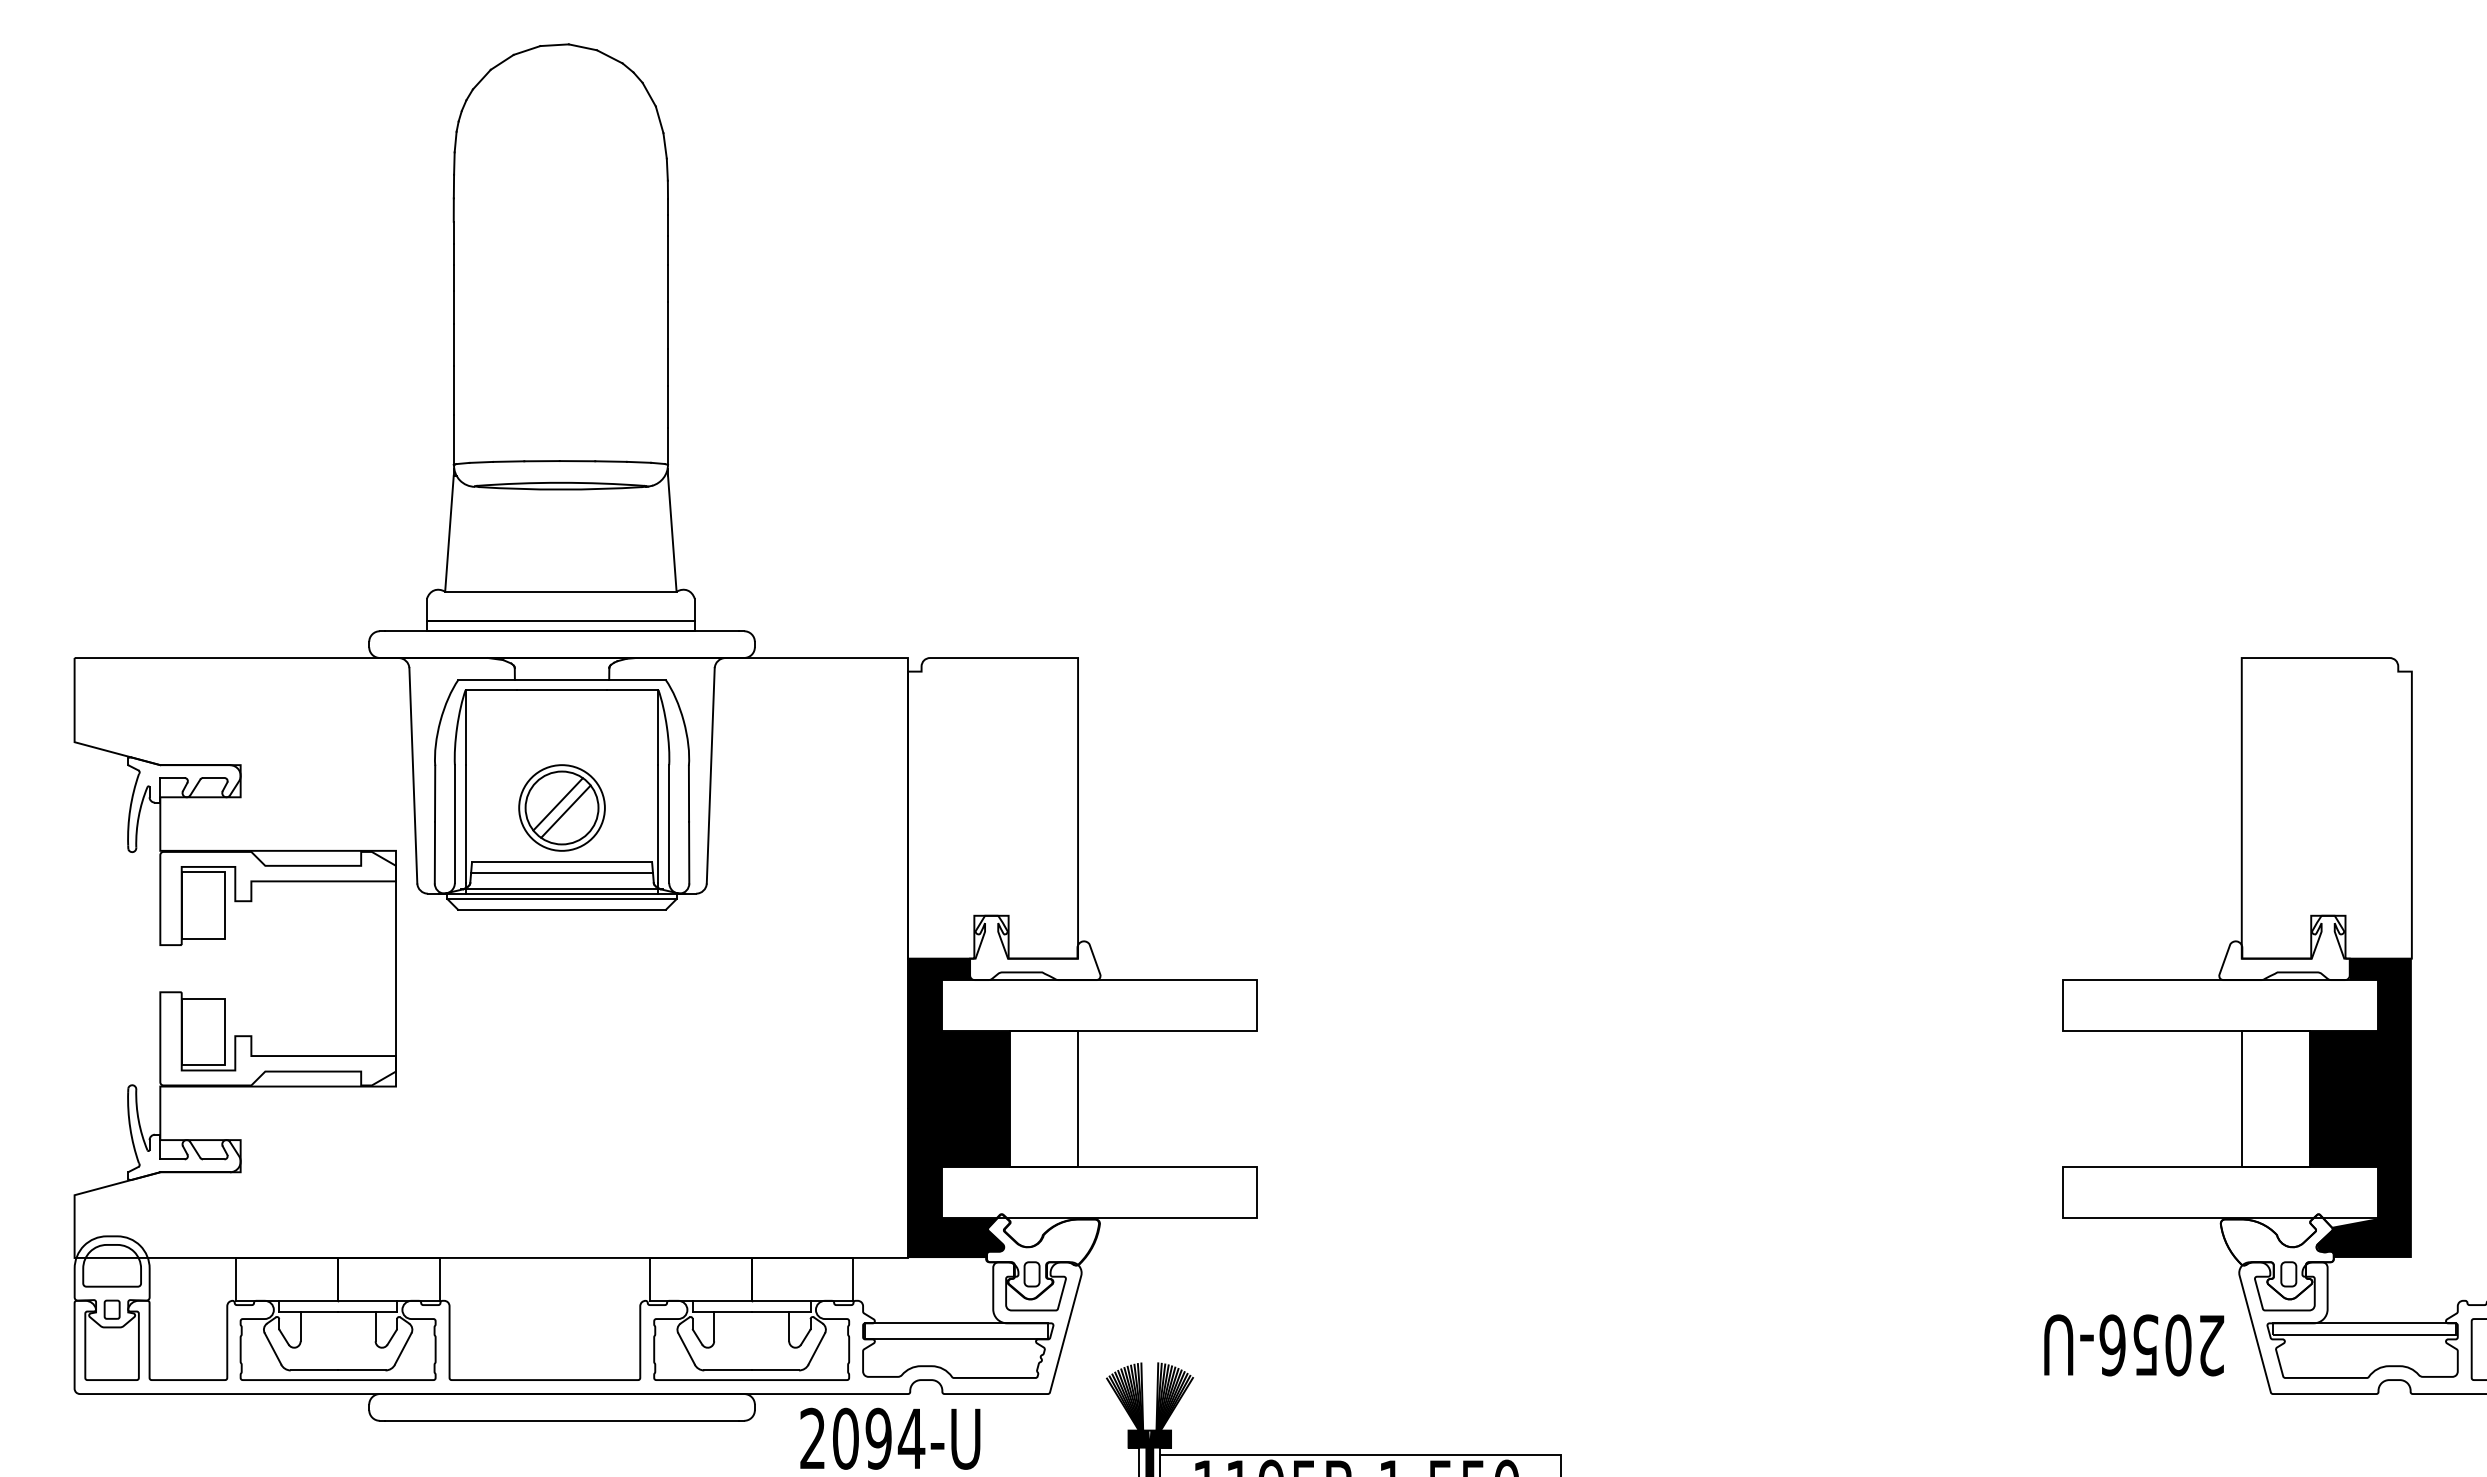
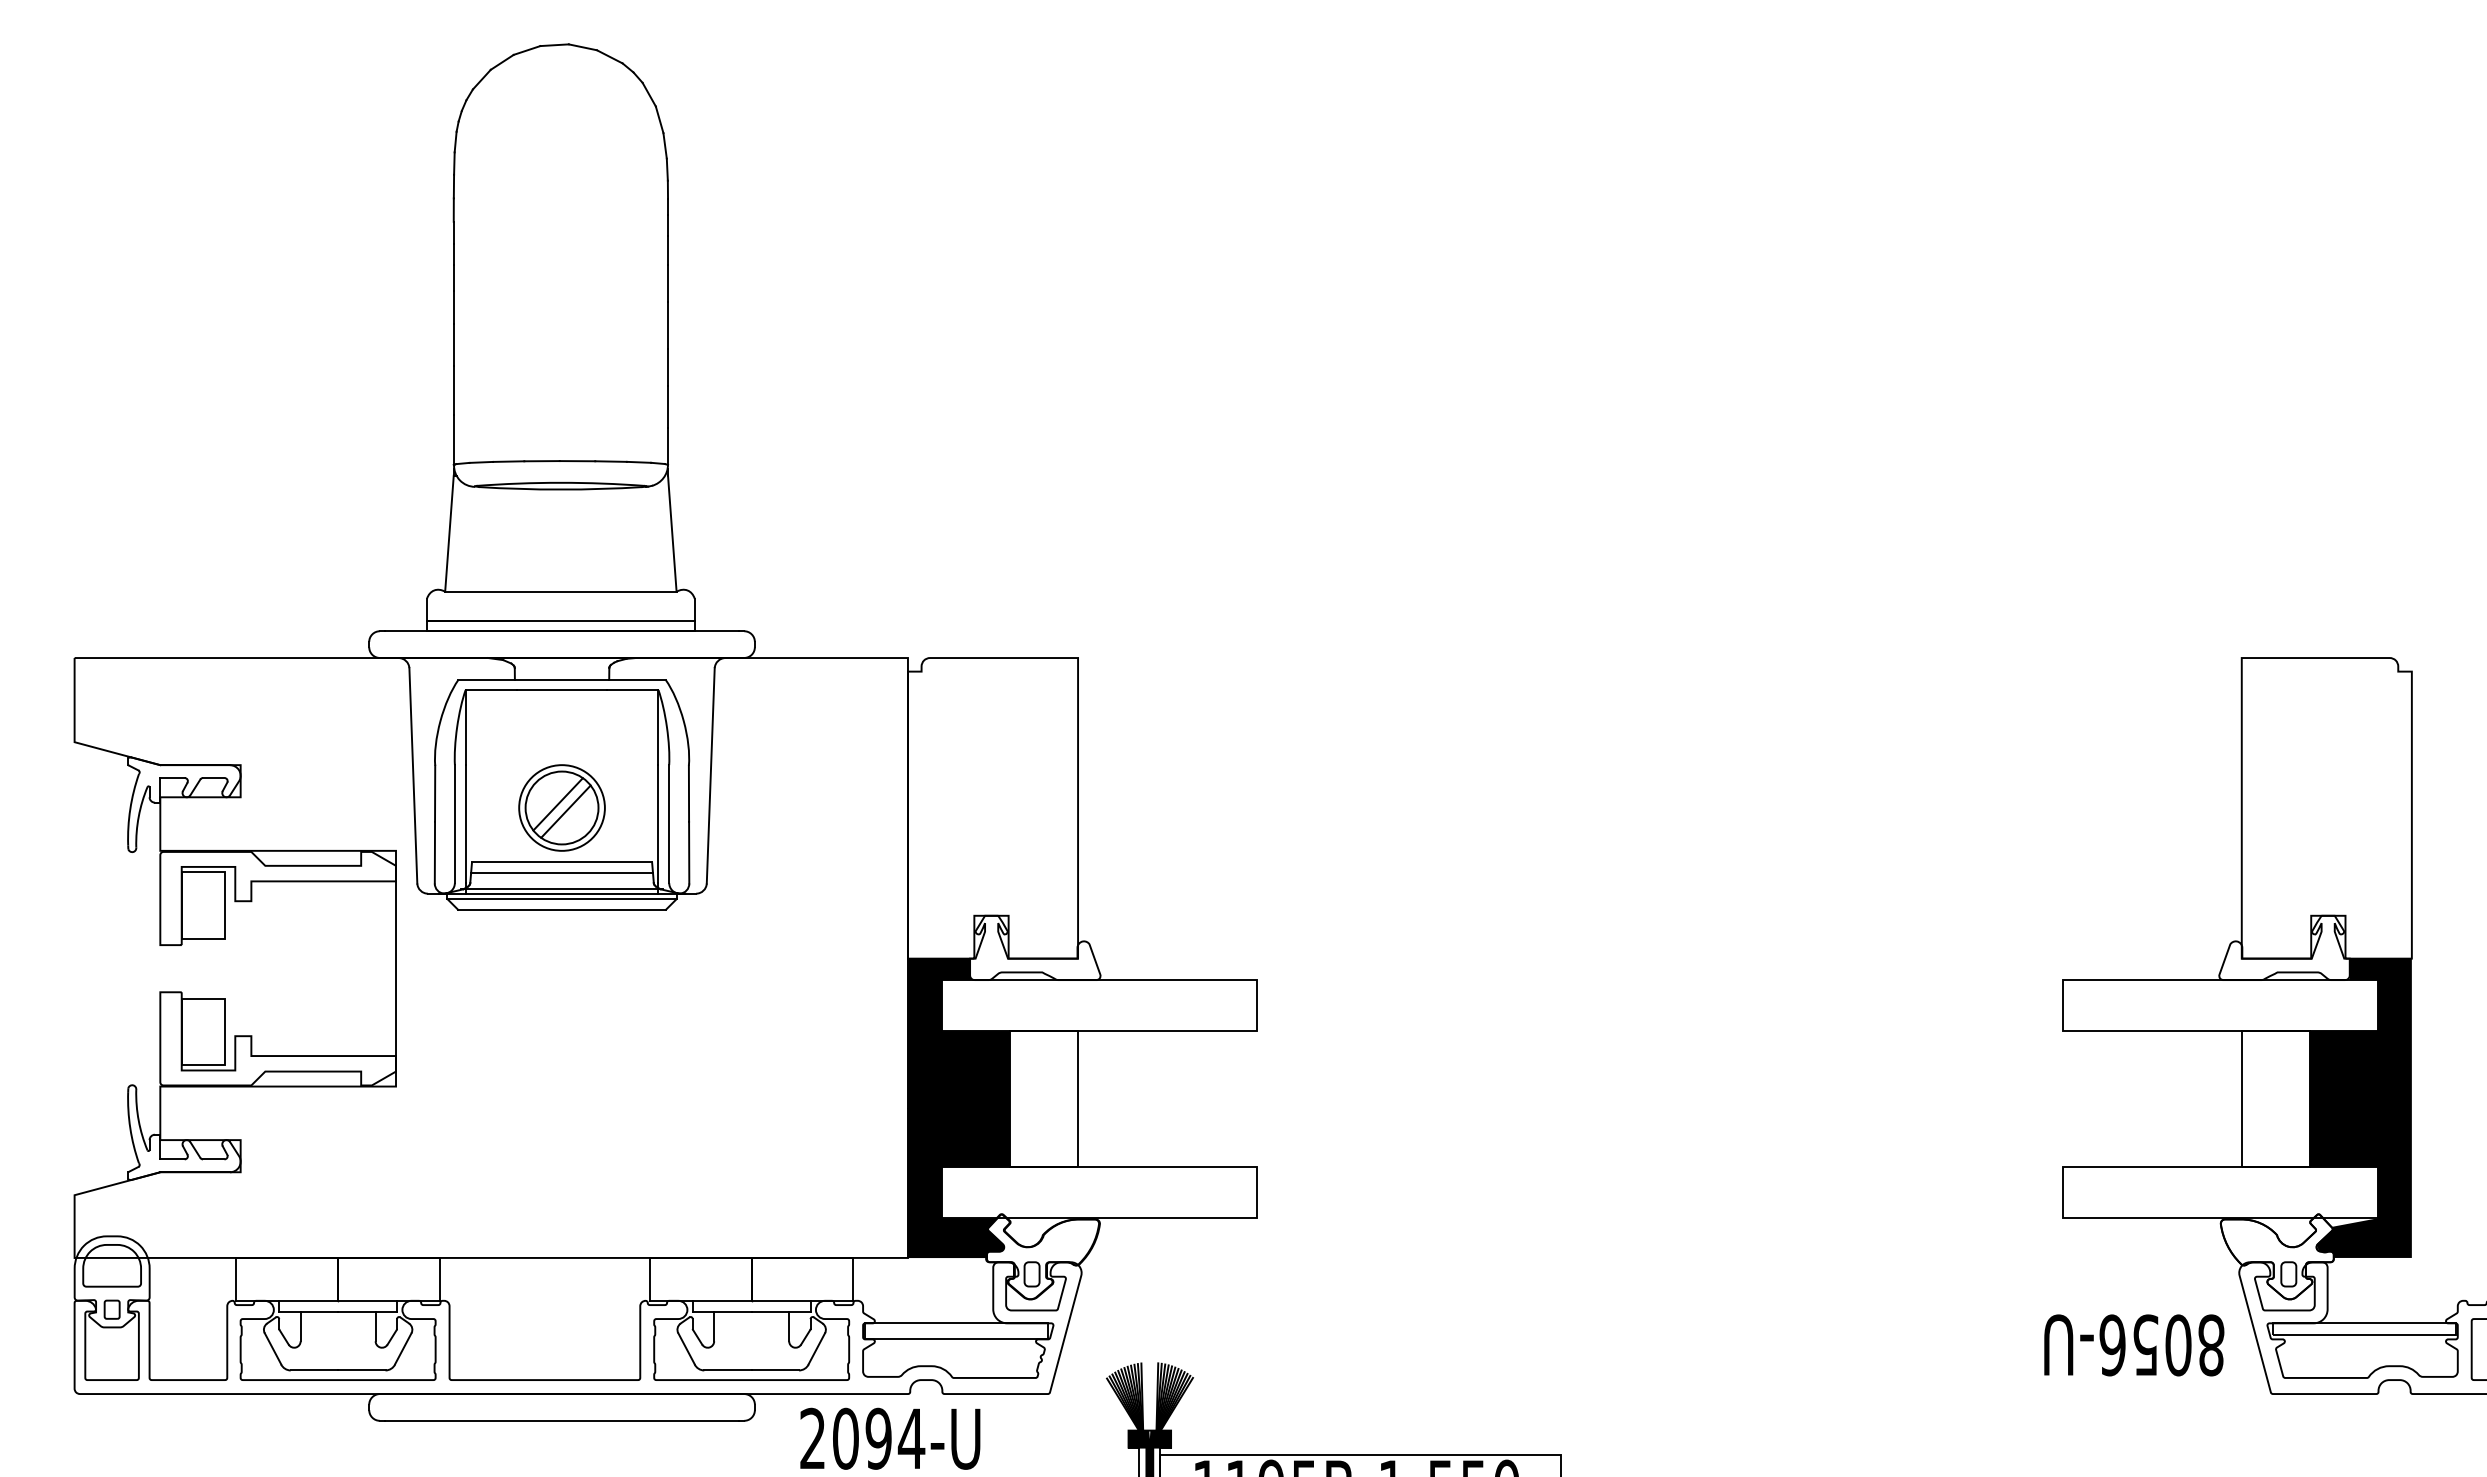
text: 2056-U -> 8056-U (2211, 1345)
